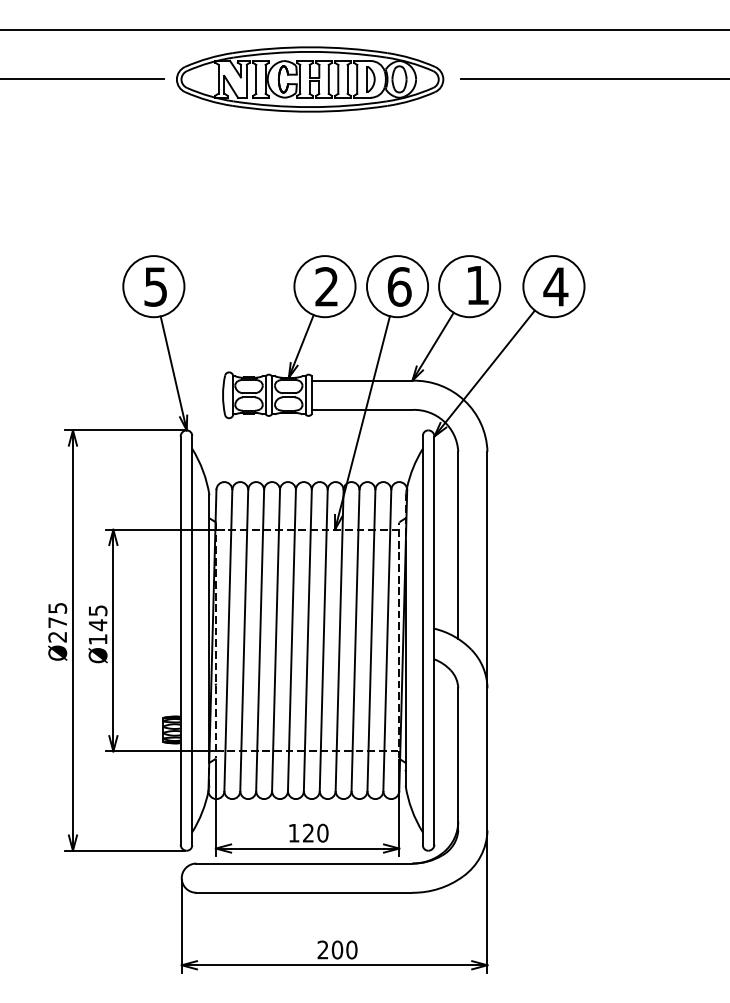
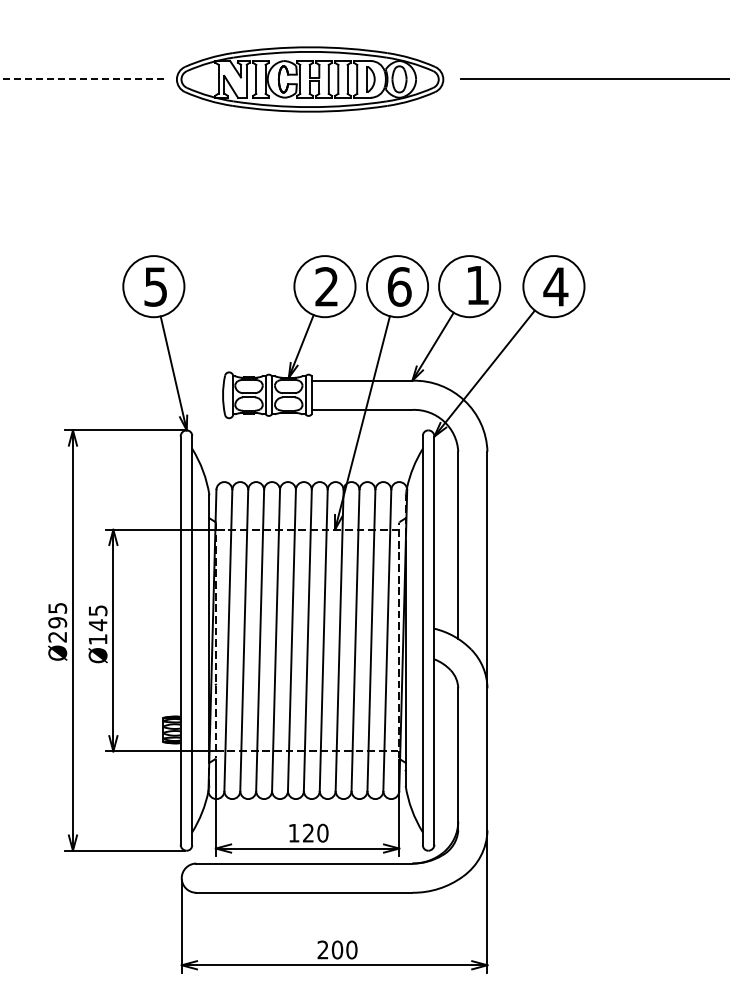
line: present -> none (364, 30)
line: solid -> dashed (82, 79)
text: Ø275 -> Ø295 (57, 622)
